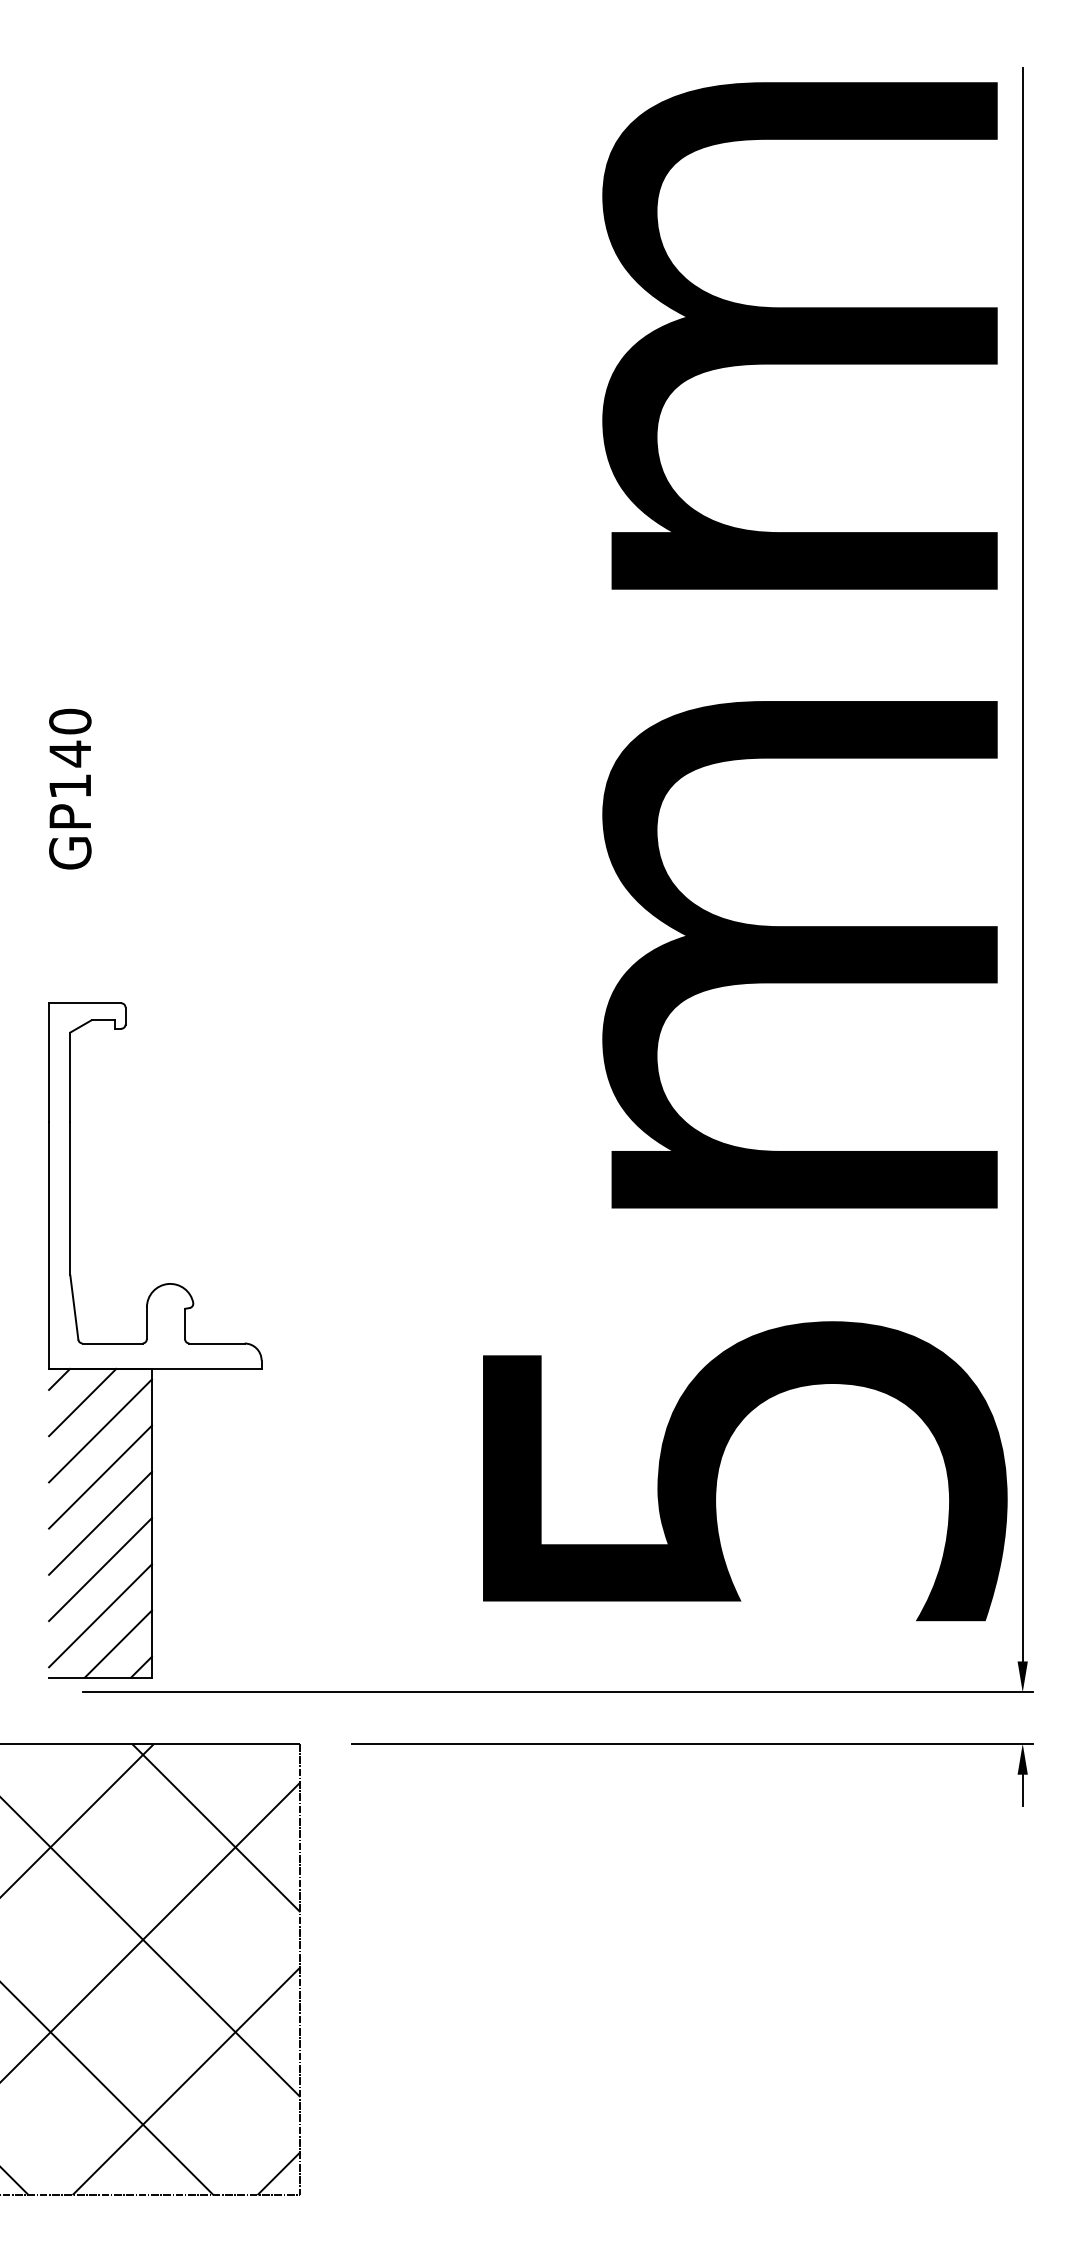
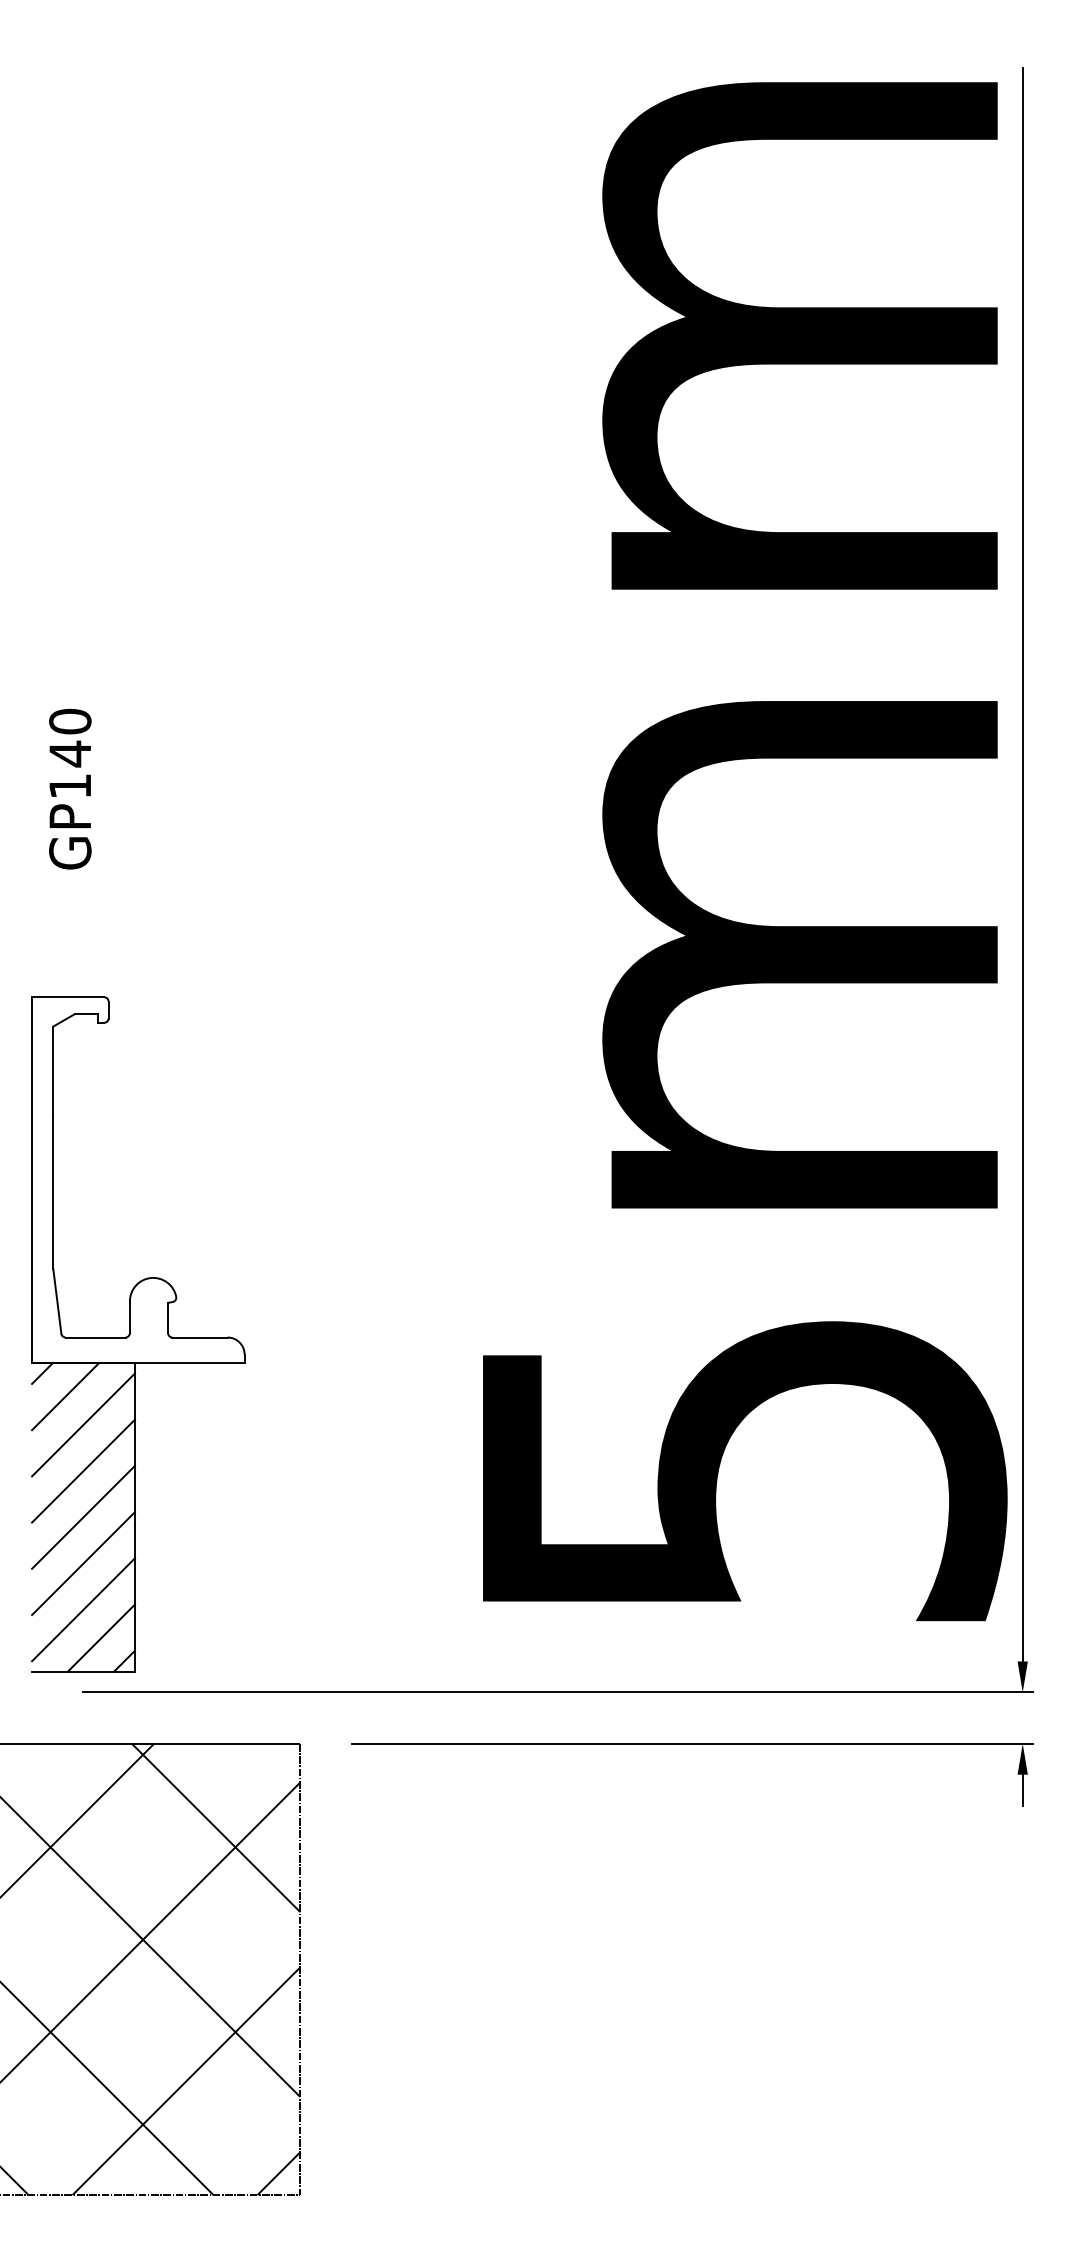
part position: (155, 1340) -> (138, 1334) (138, 1334)
